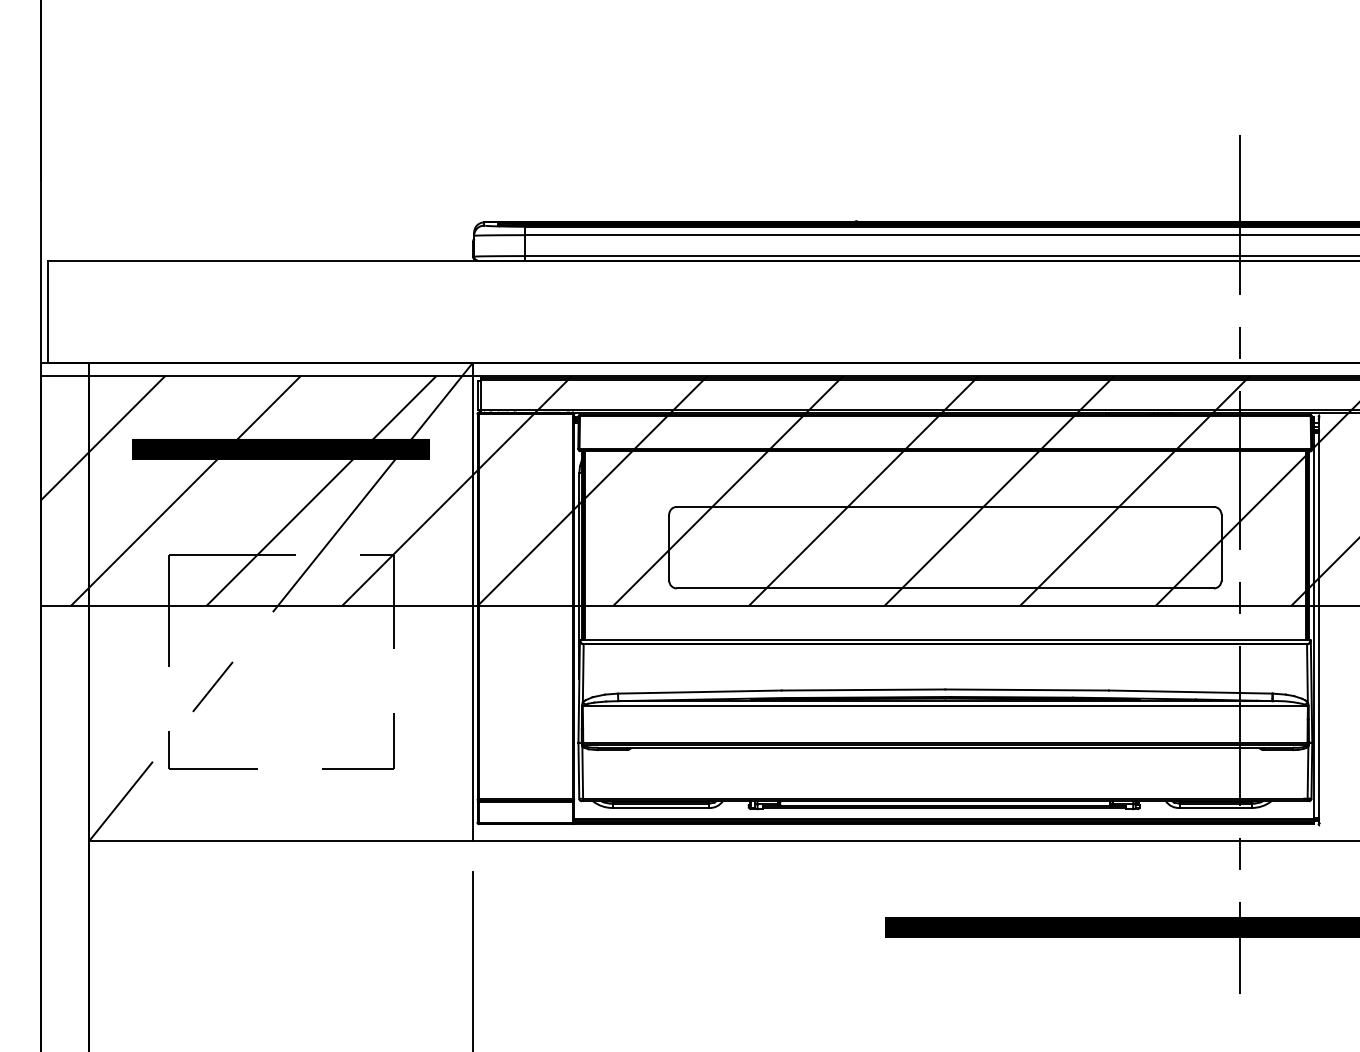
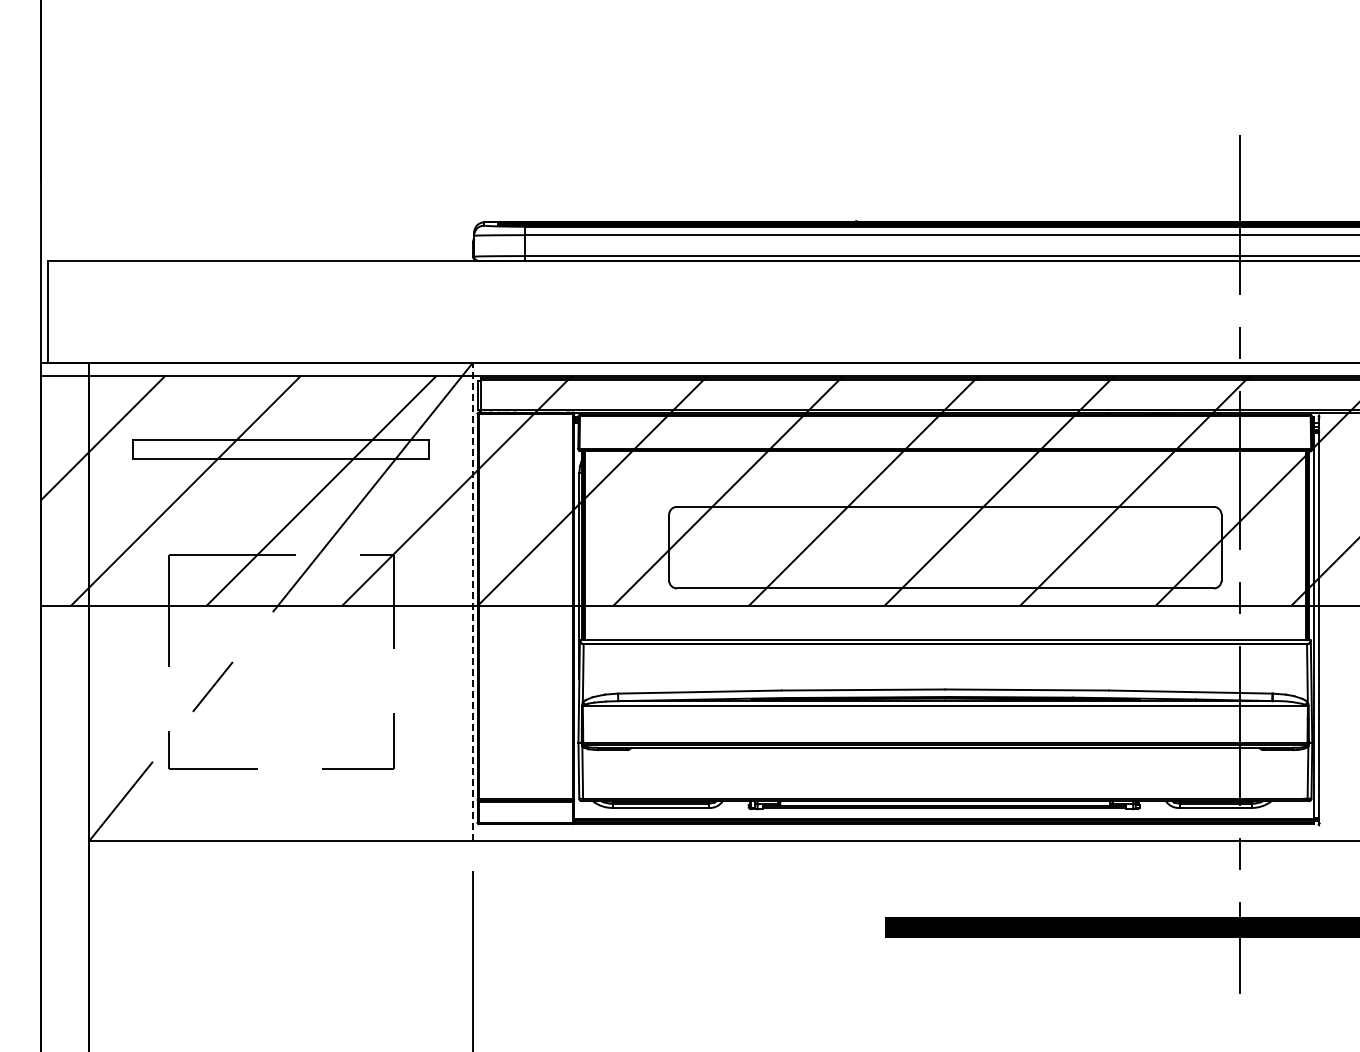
hatch: present -> none (280, 448)
line: solid -> dashed (472, 601)
